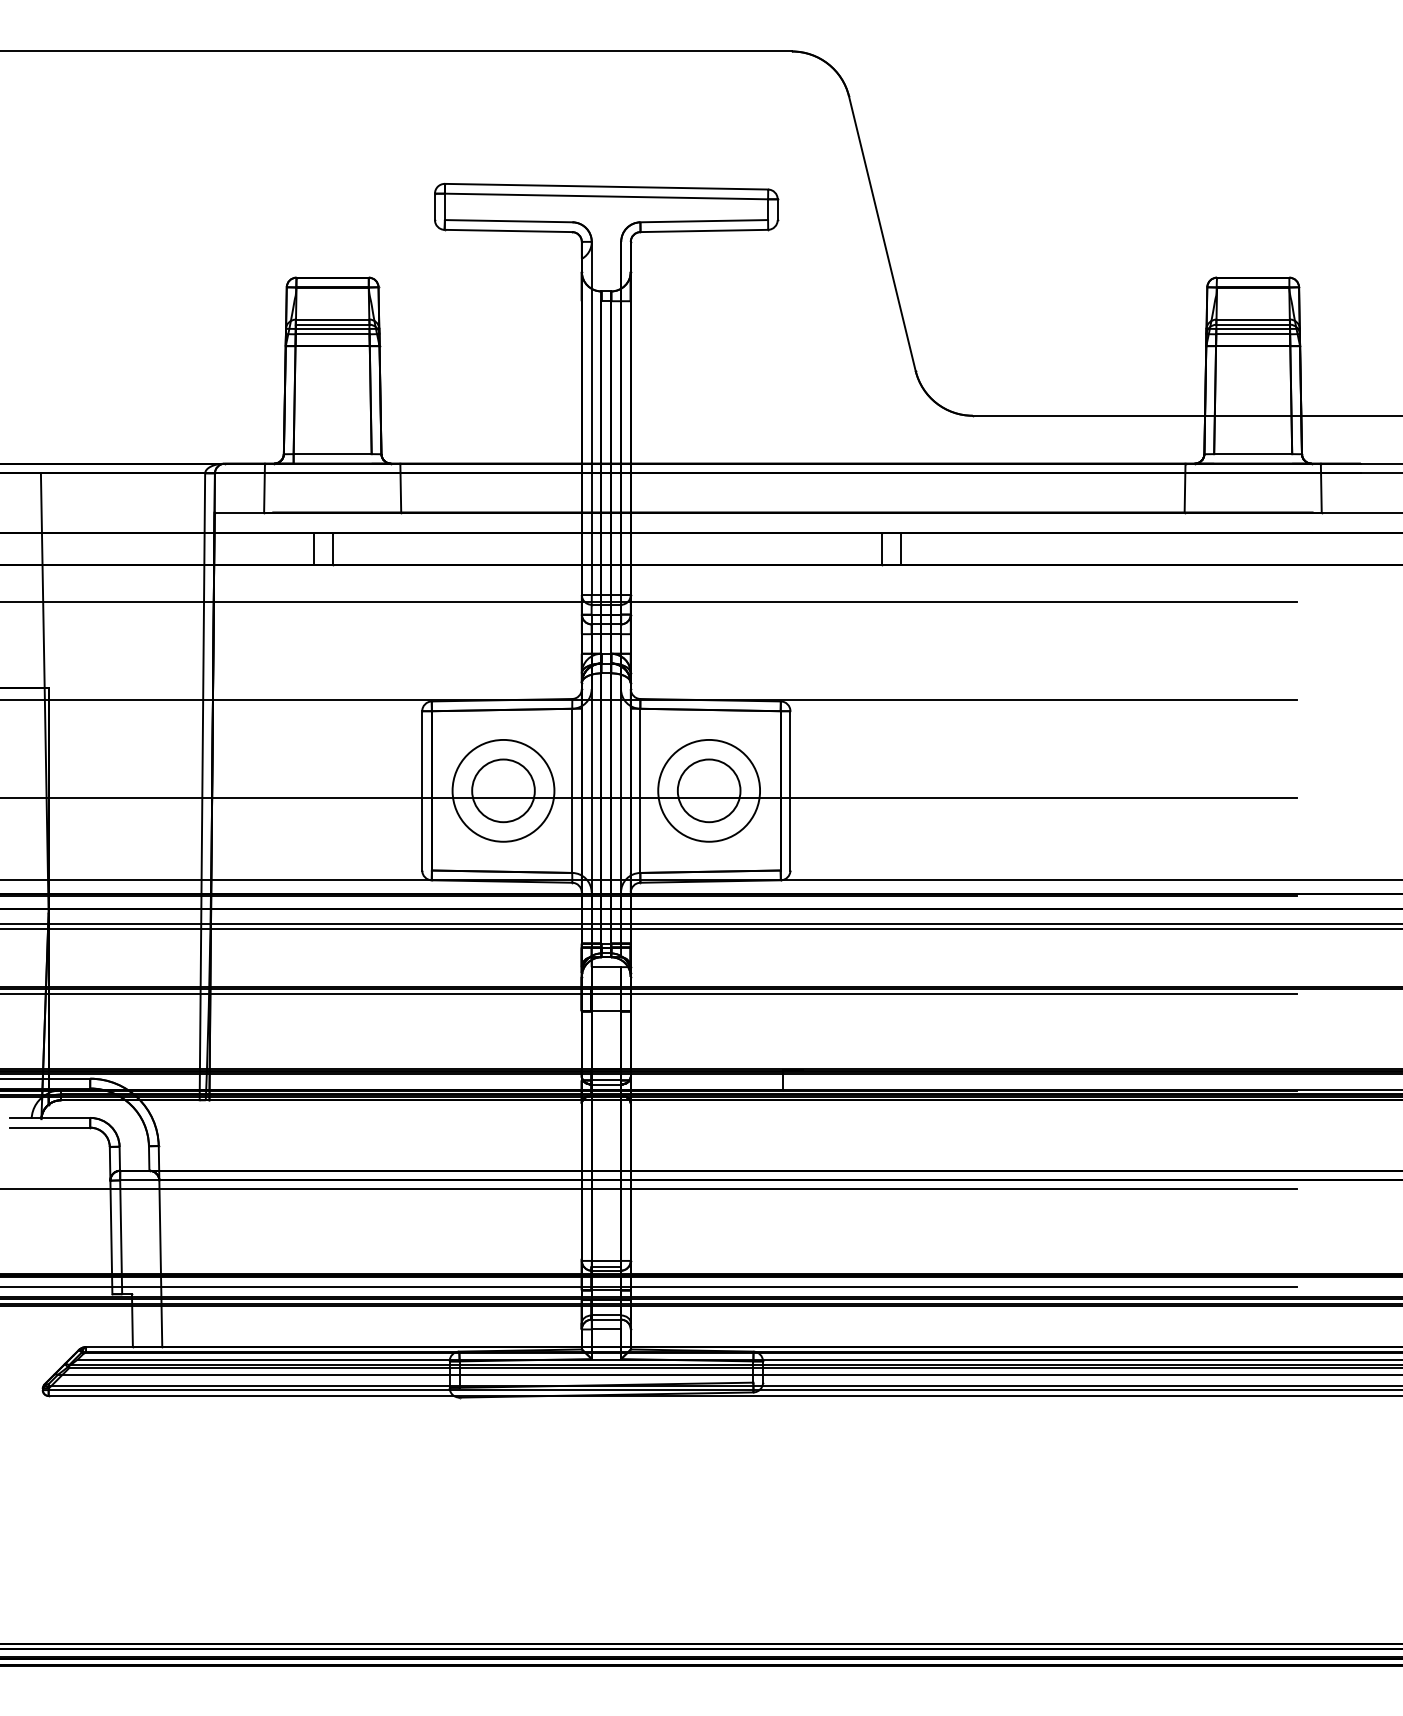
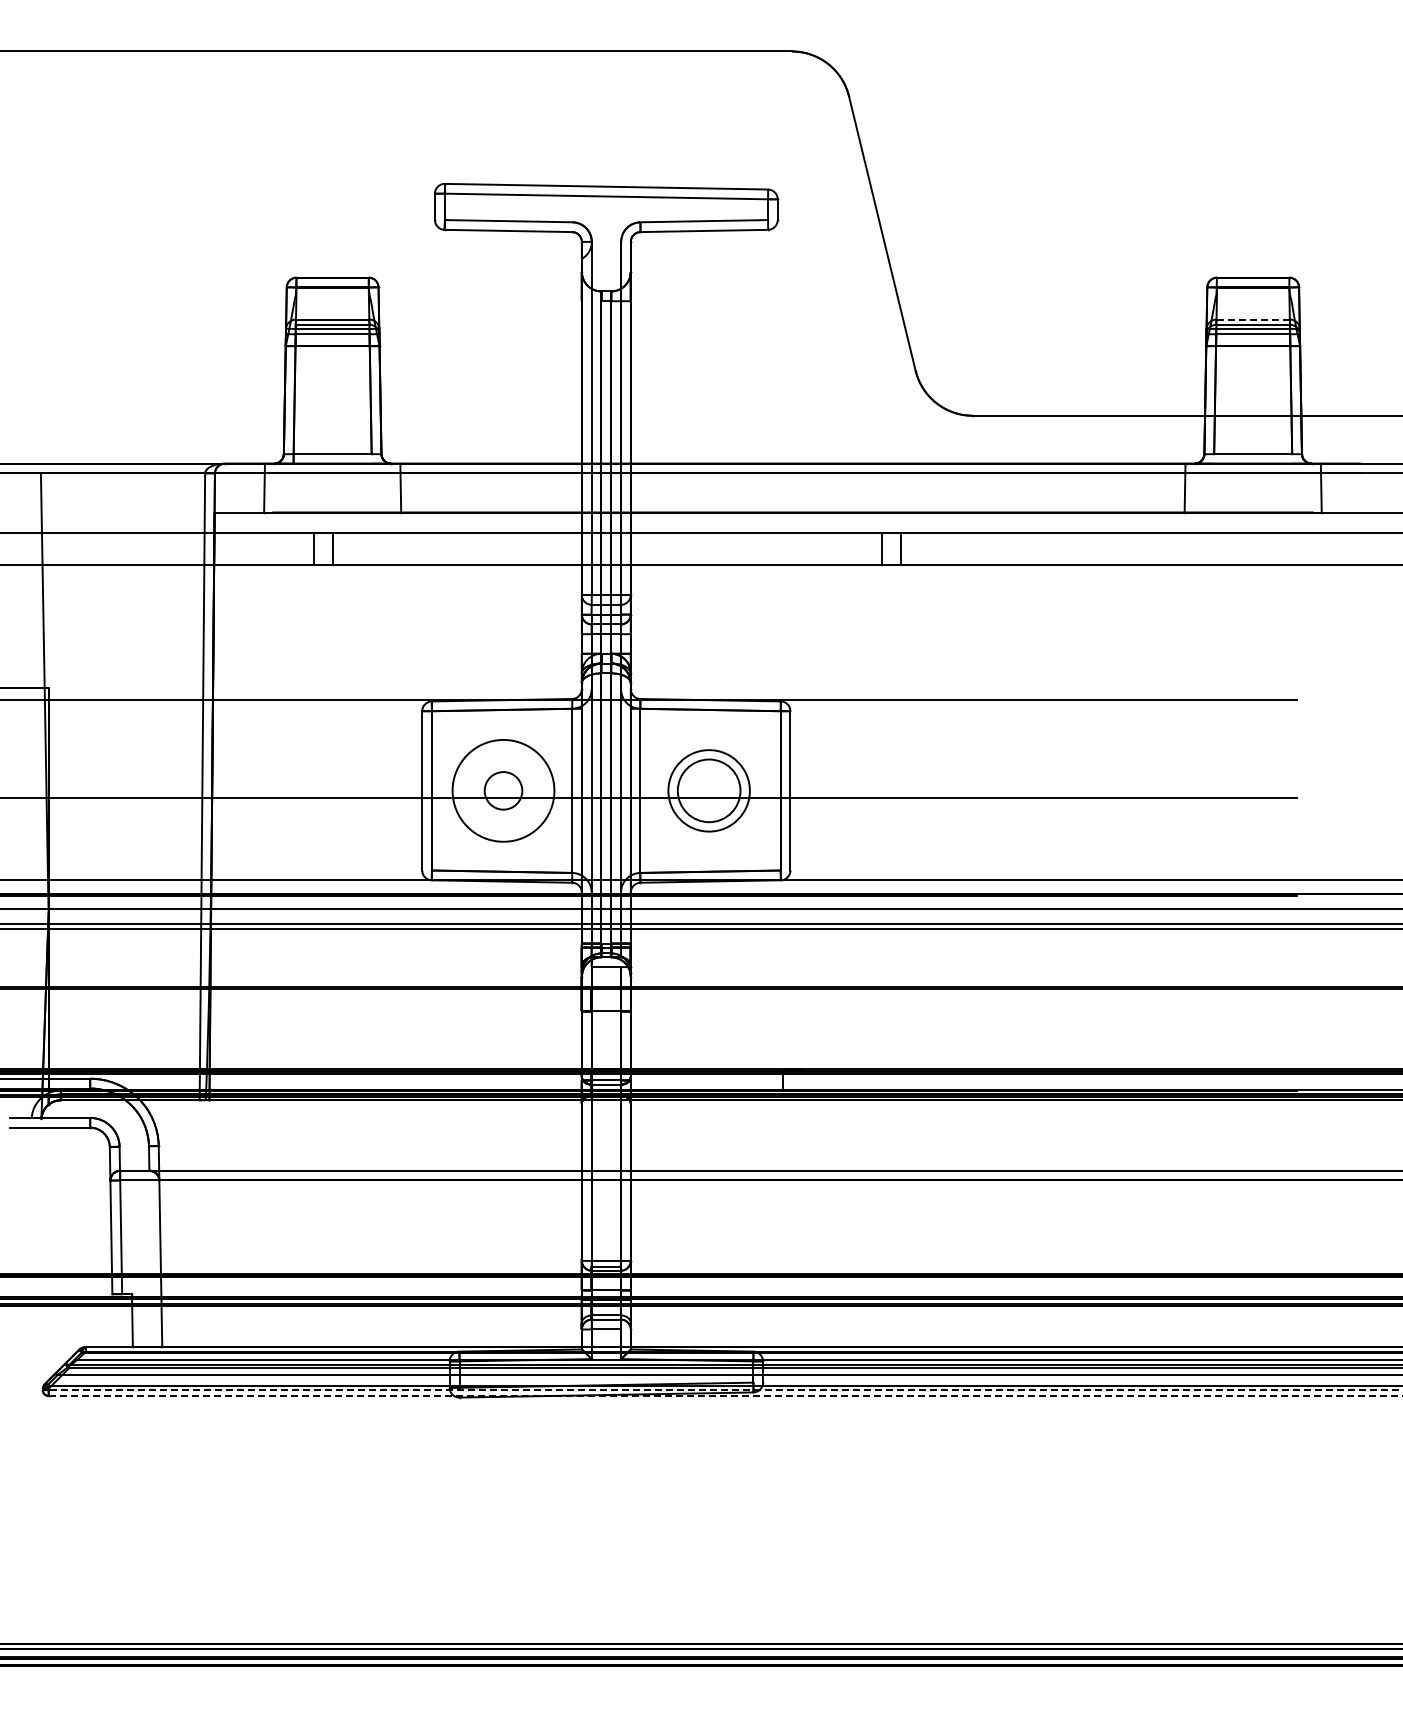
line: solid -> dashed (1253, 319)
line: present -> none (649, 601)
circle diameter: 63 px -> 38 px (503, 790)
circle diameter: 102 px -> 81 px (708, 790)
line: present -> none (649, 993)
line: present -> none (649, 1189)
line: present -> none (649, 1287)
line: solid -> dashed (725, 1390)
line: solid -> dashed (725, 1396)
